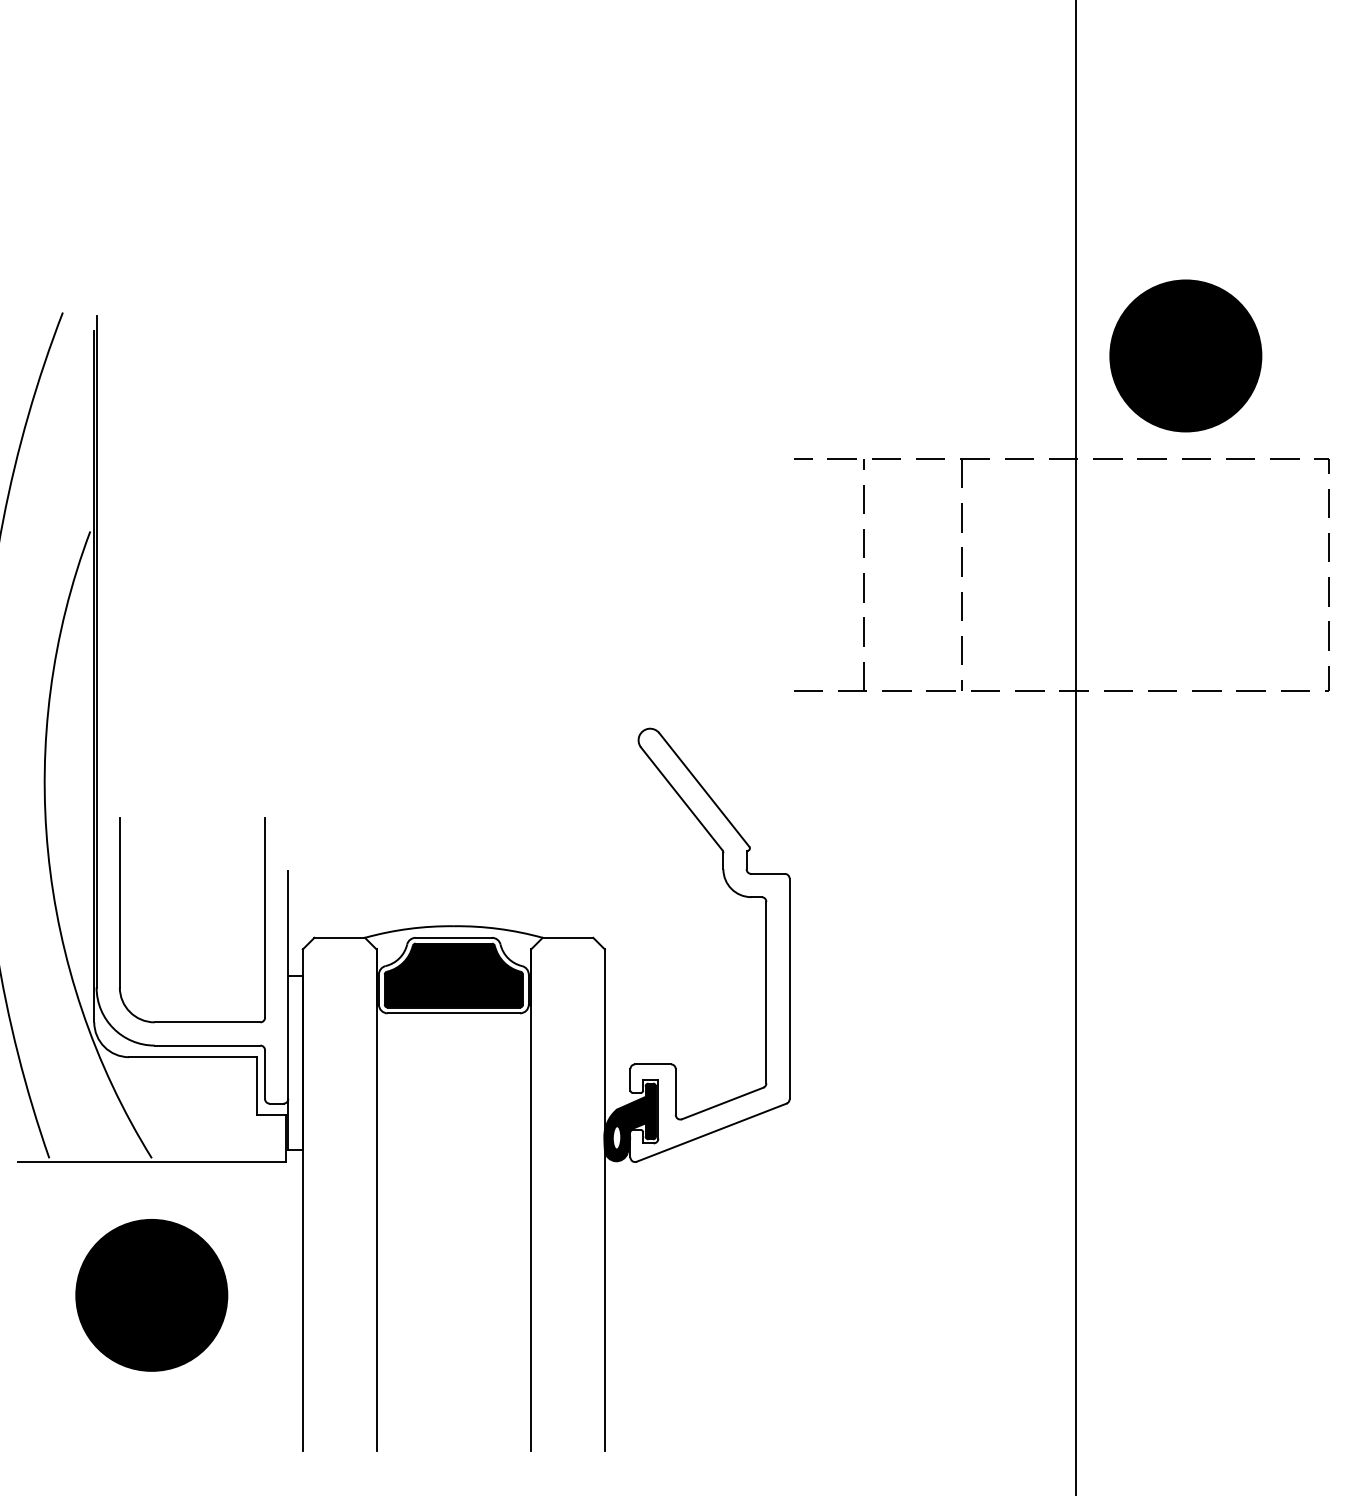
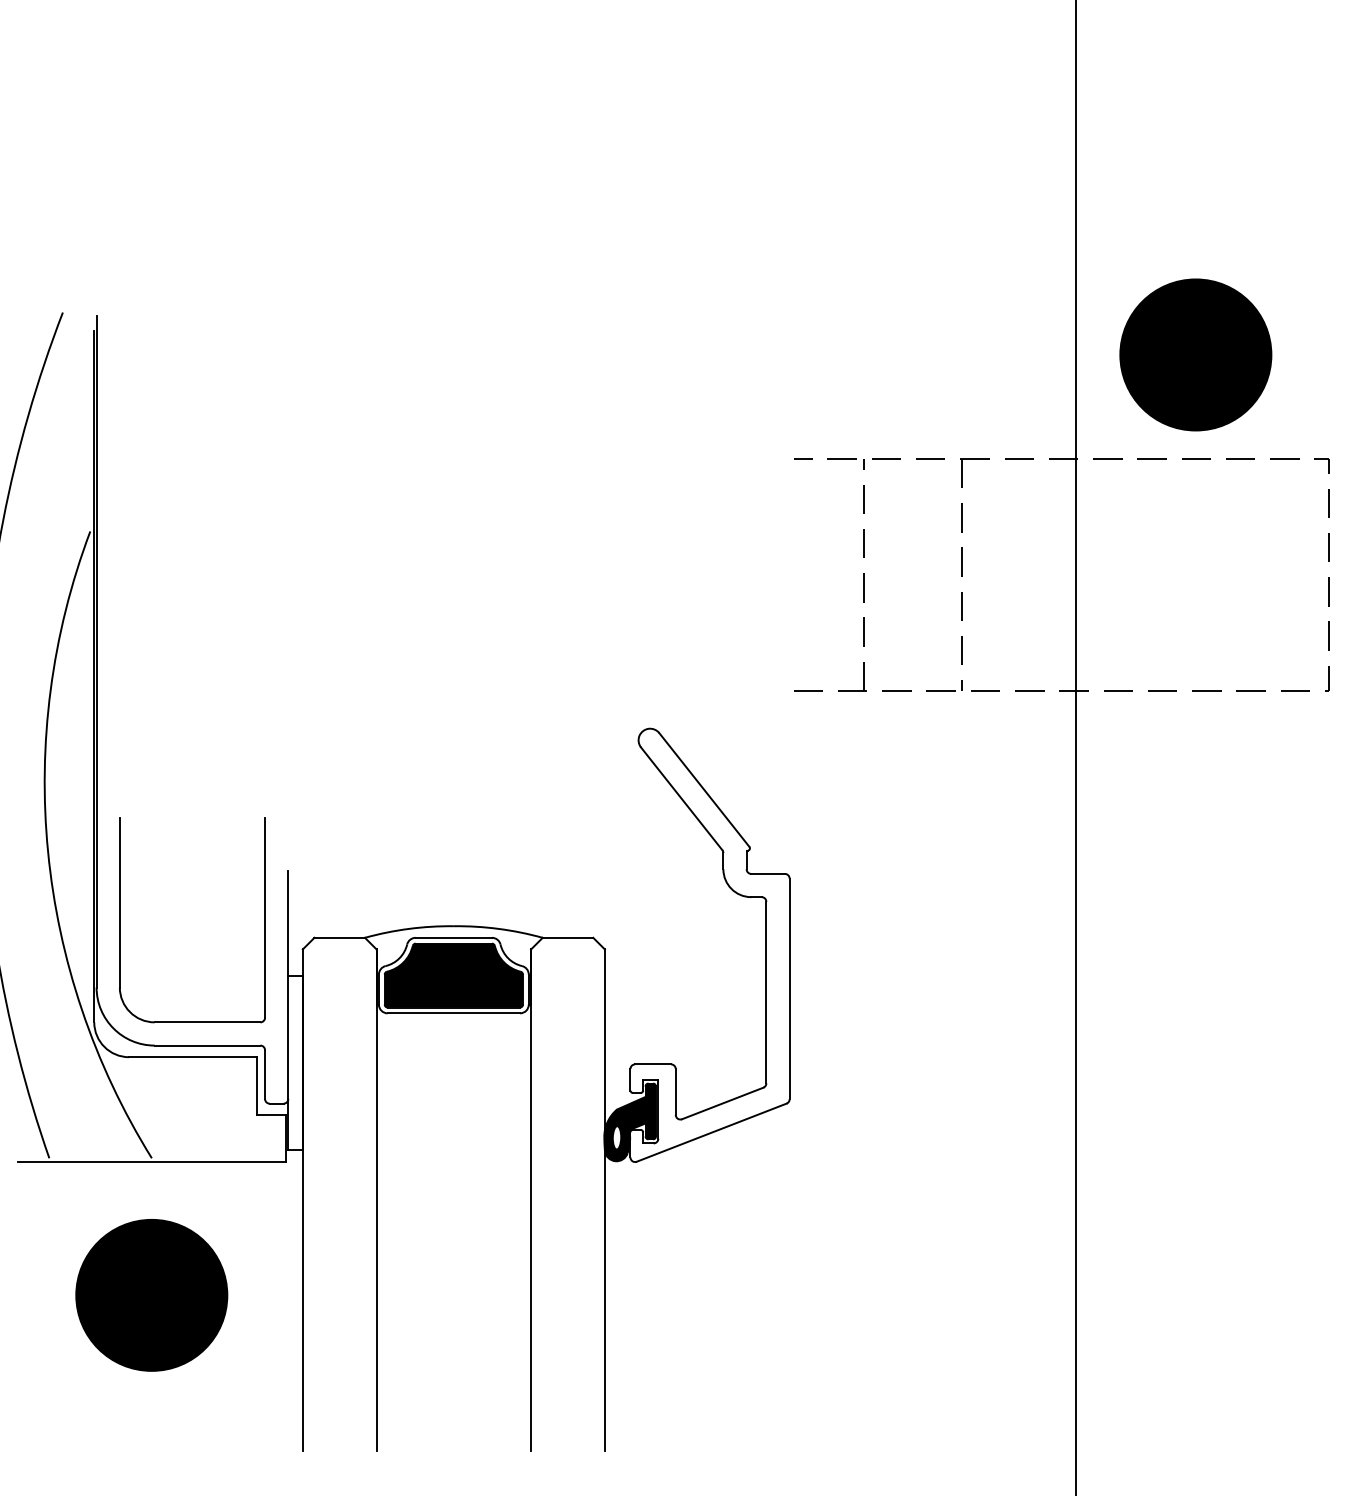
part position: (1185, 355) -> (1195, 354) (1195, 354)
